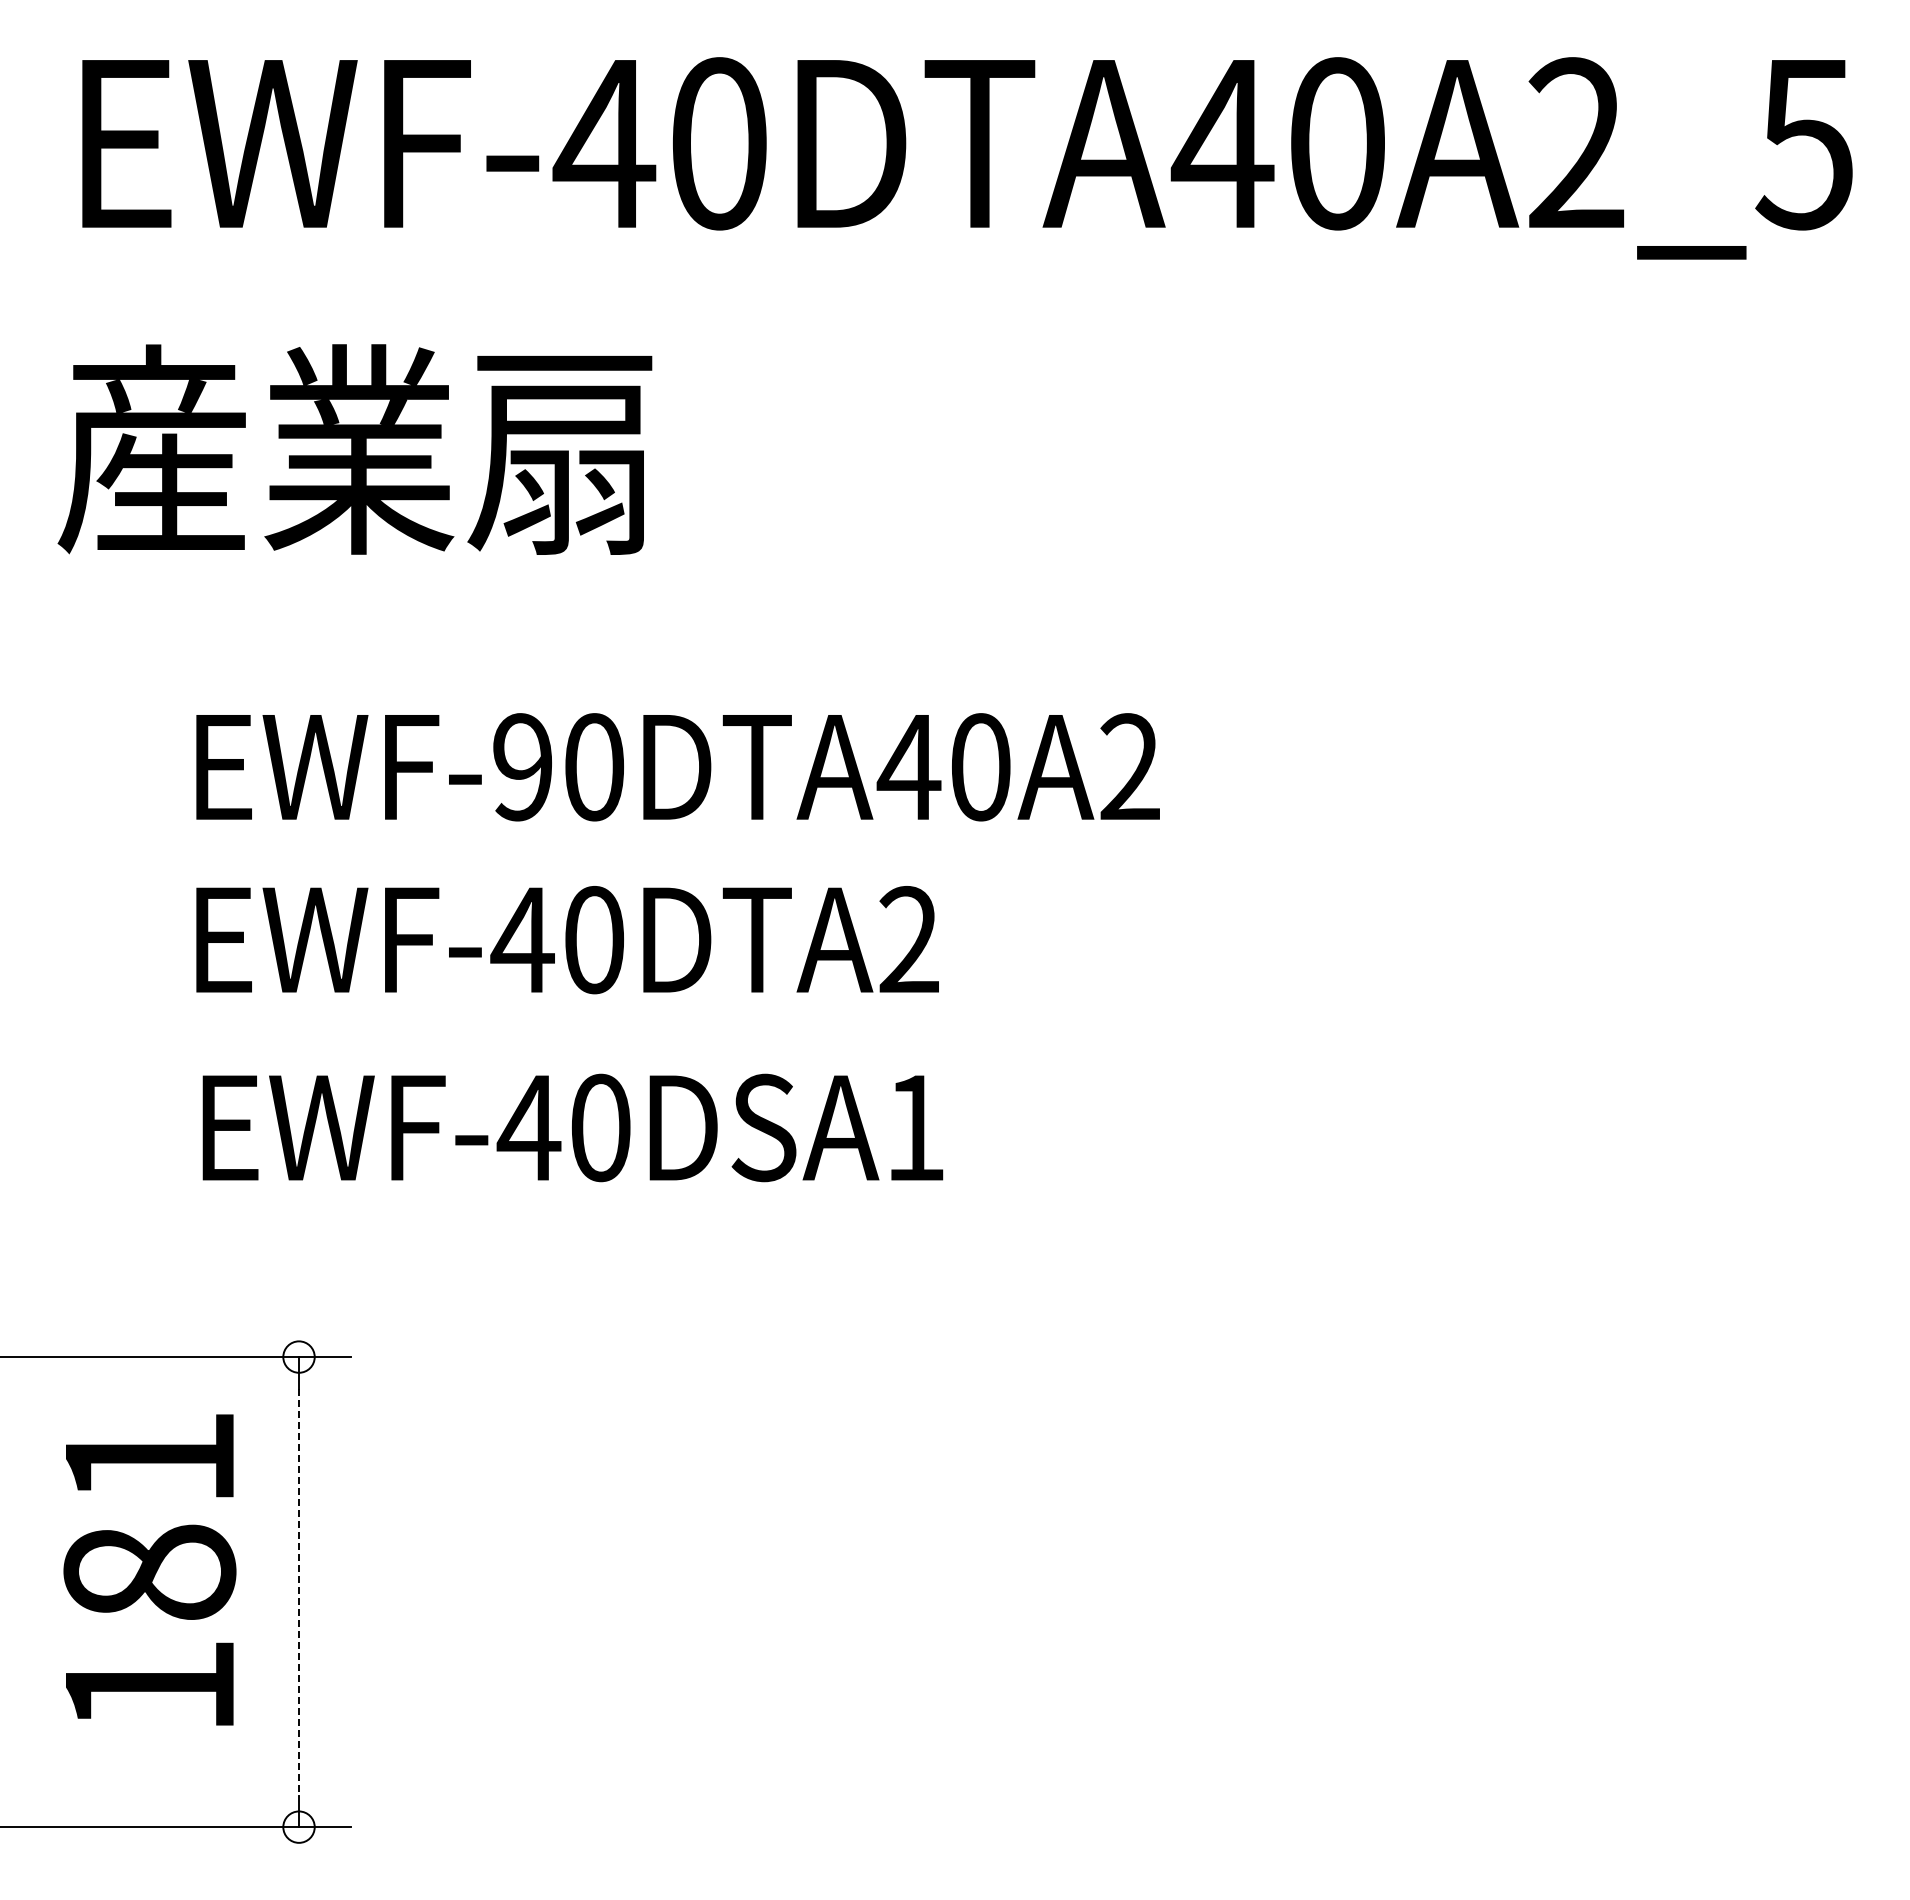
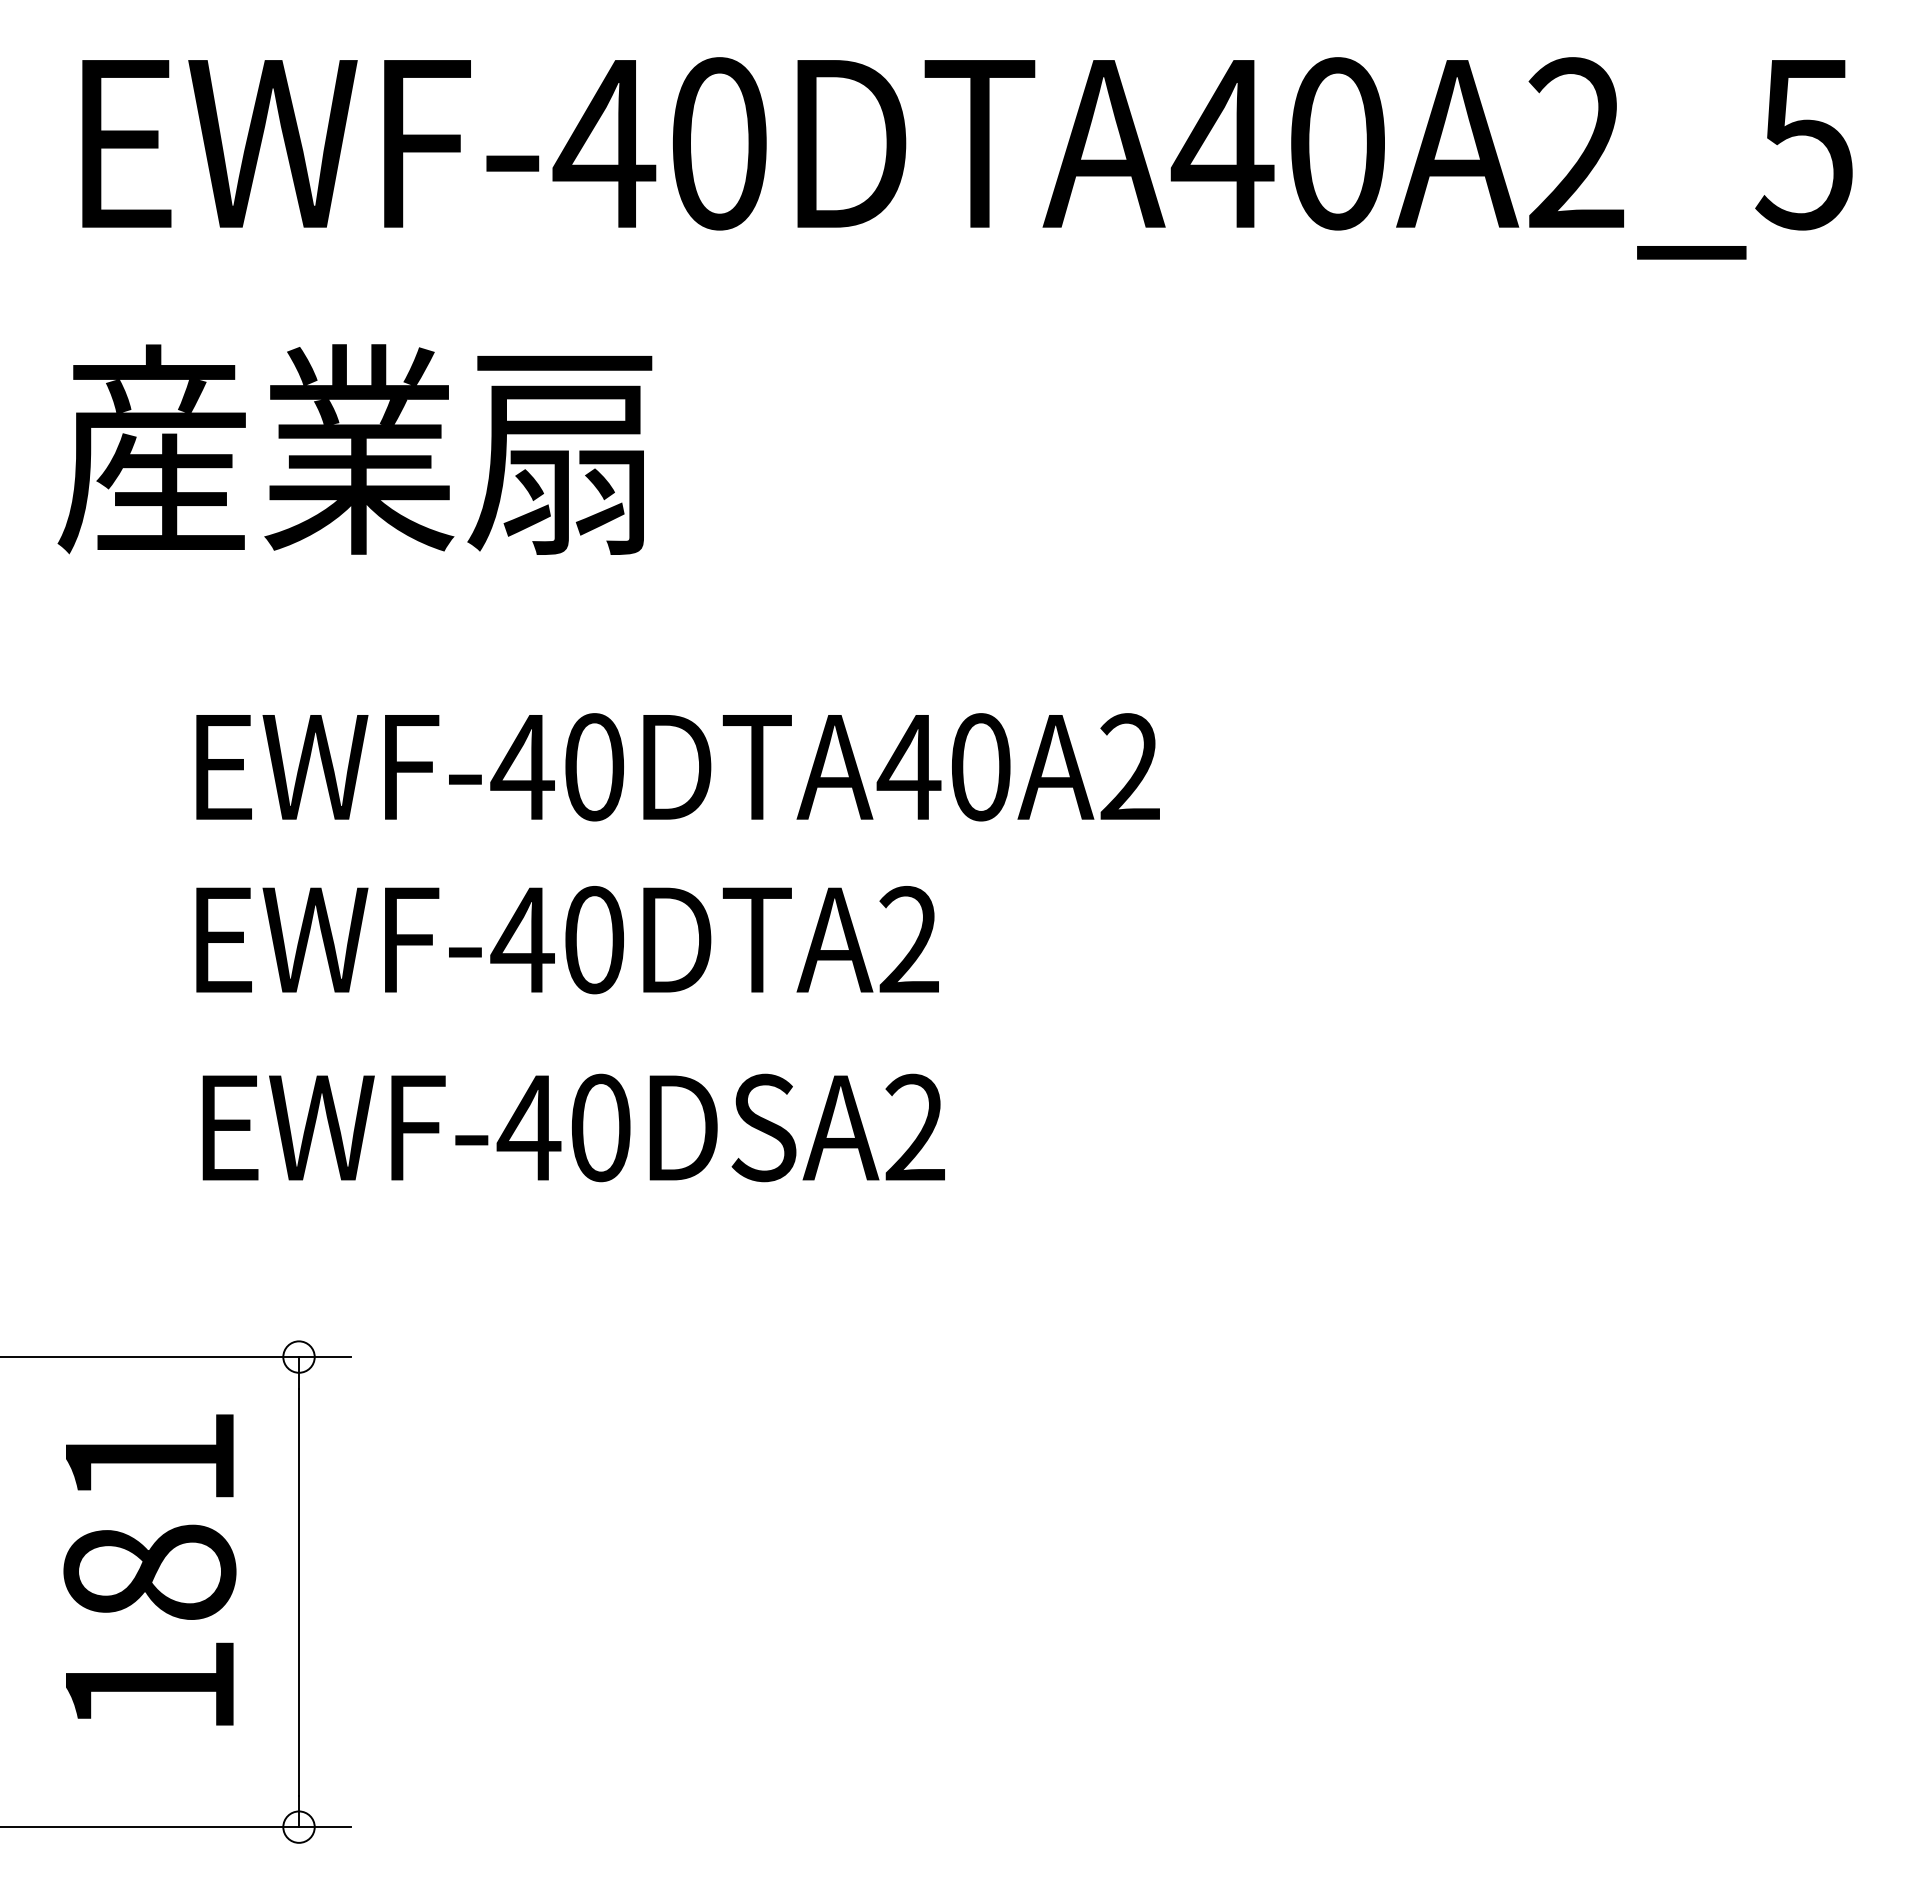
text: EWF-90DTA40A2 -> EWF-40DTA40A2 (522, 767)
text: EWF-40DSA1 -> EWF-40DSA2 (914, 1126)
line: dashed -> solid (299, 1592)
